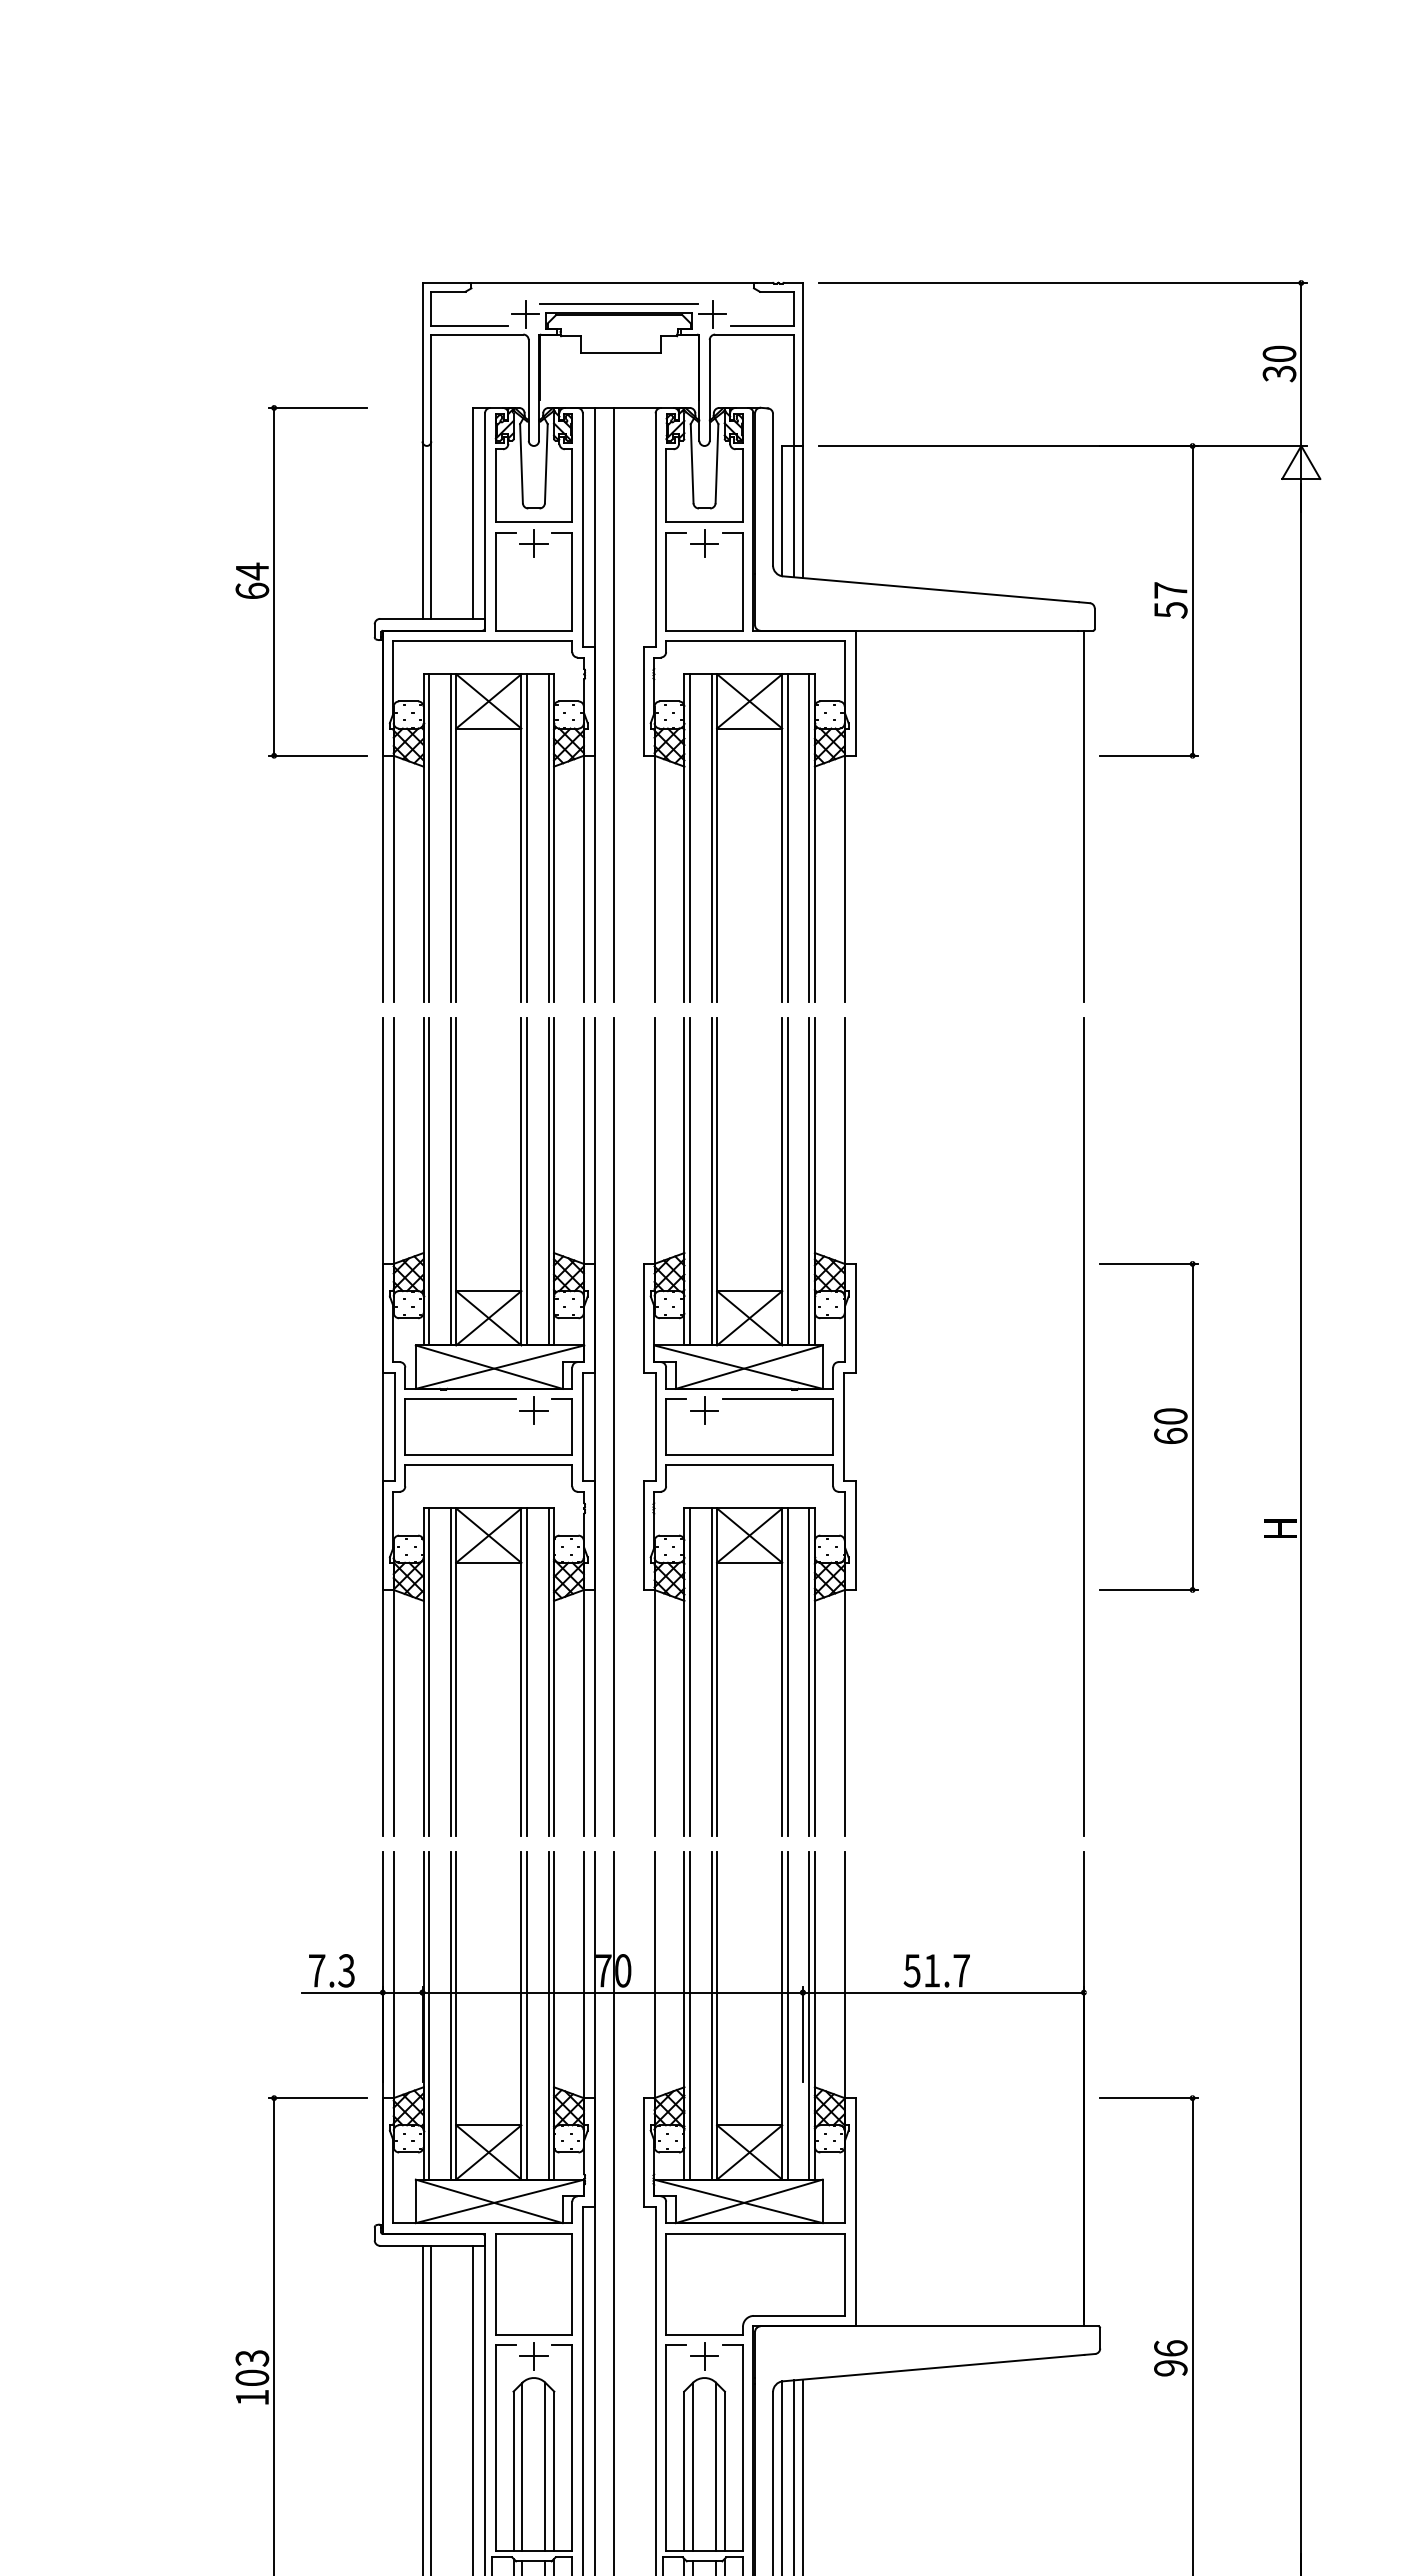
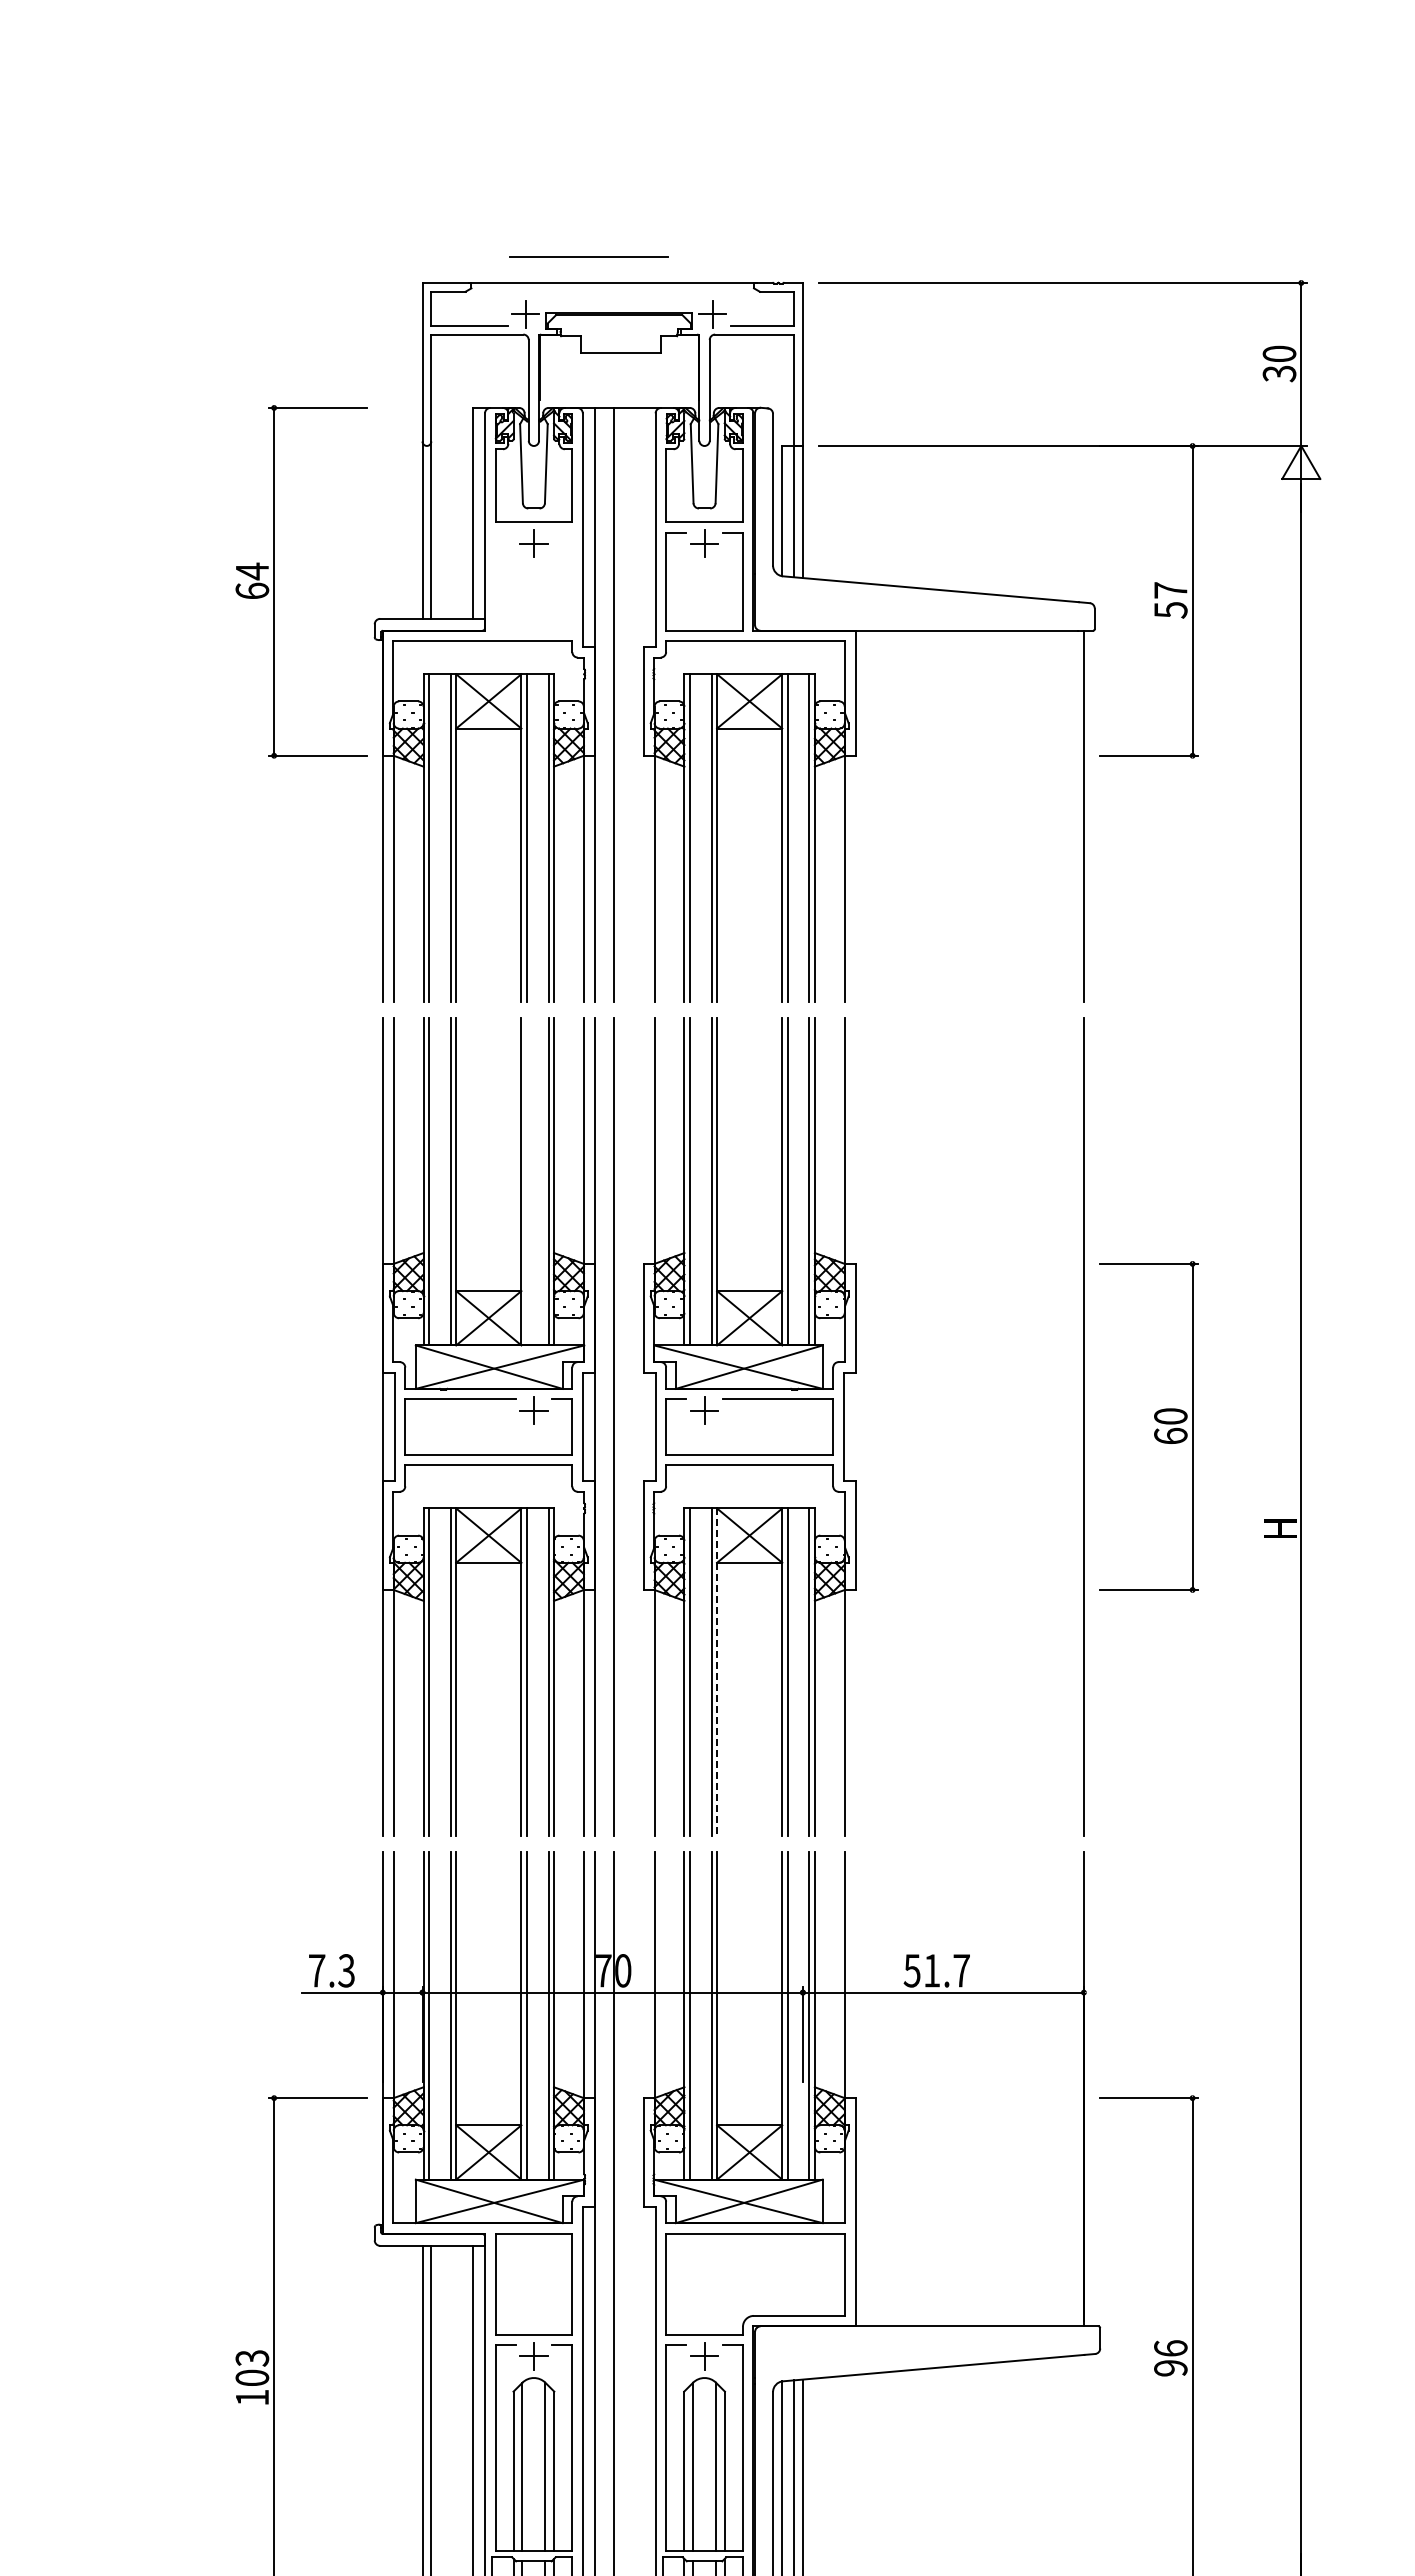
line position: (618, 303) -> (588, 256) (588, 256)
part: present -> none (496, 581)
line: present -> none (526, 1181)
line: solid -> dashed (717, 1672)
